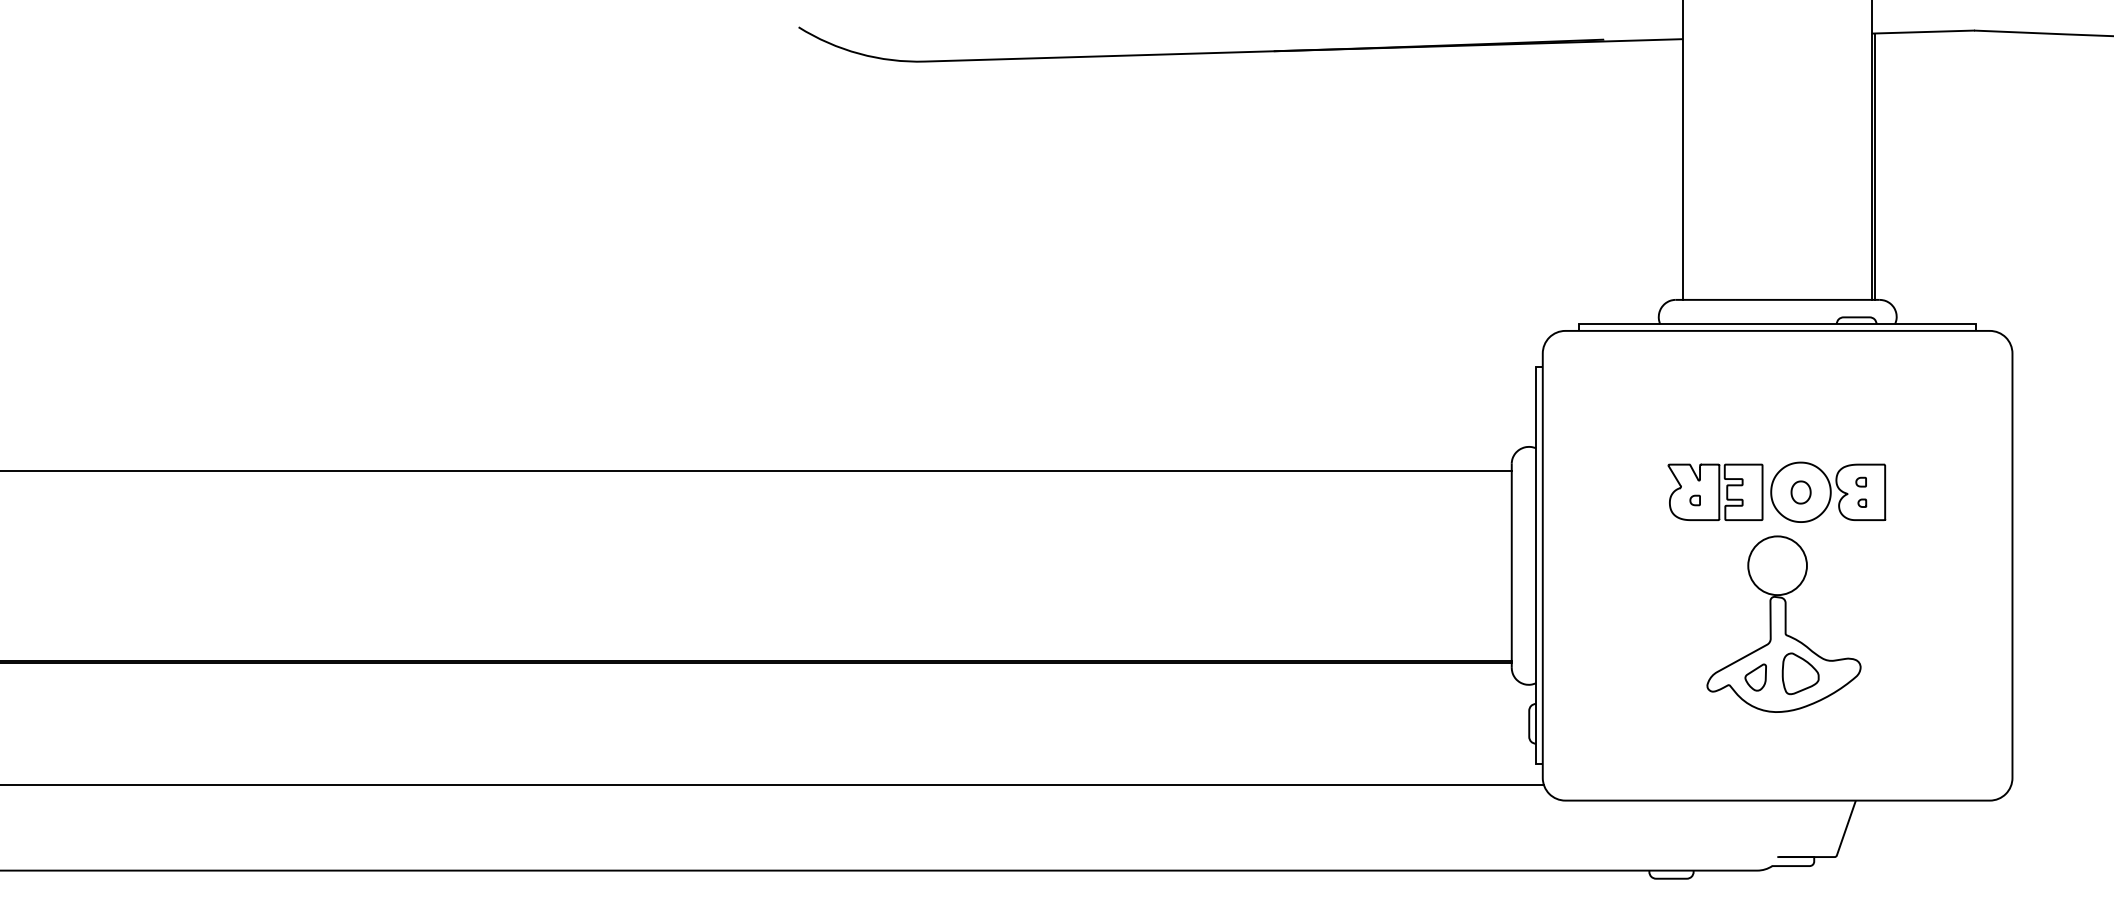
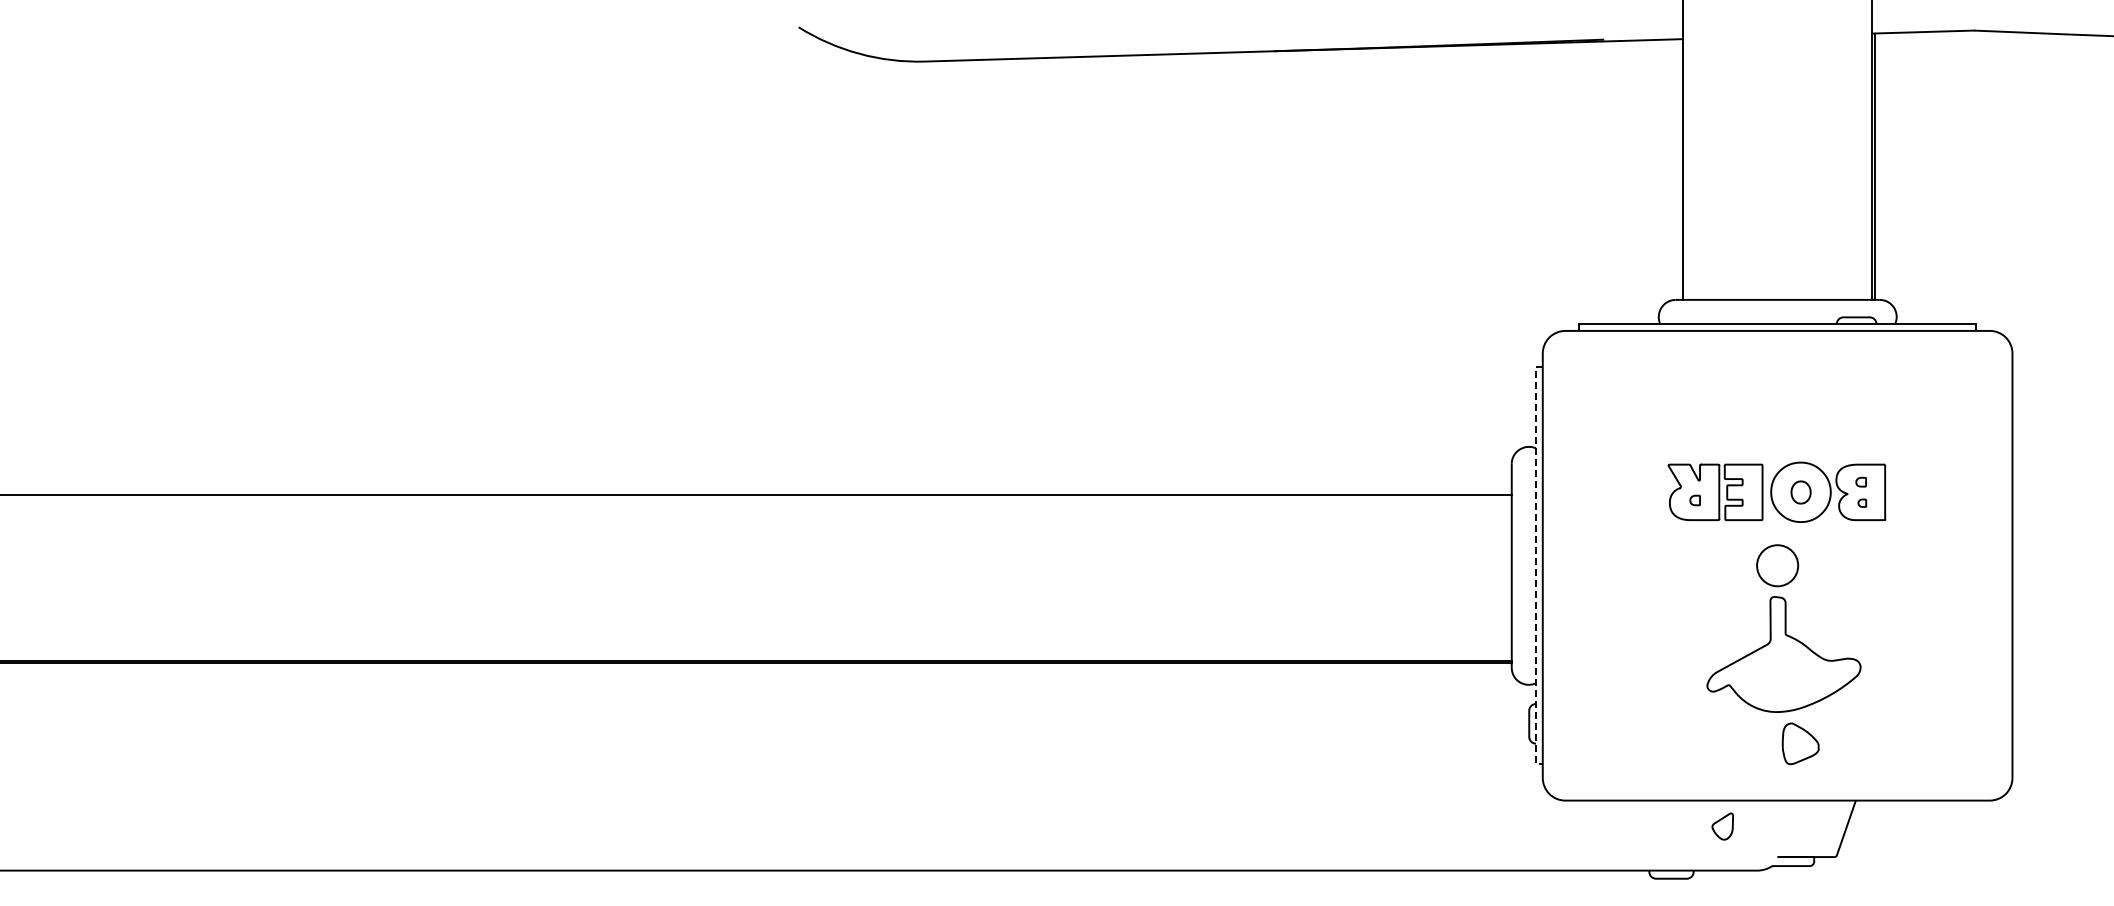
line position: (756, 470) -> (756, 494) (756, 494)
line: solid -> dashed (1536, 565)
circle diameter: 59 px -> 41 px (1777, 565)
part position: (1800, 673) -> (1800, 743) (1800, 743)
part position: (1755, 677) -> (1722, 826) (1722, 826)
line: present -> none (772, 784)
